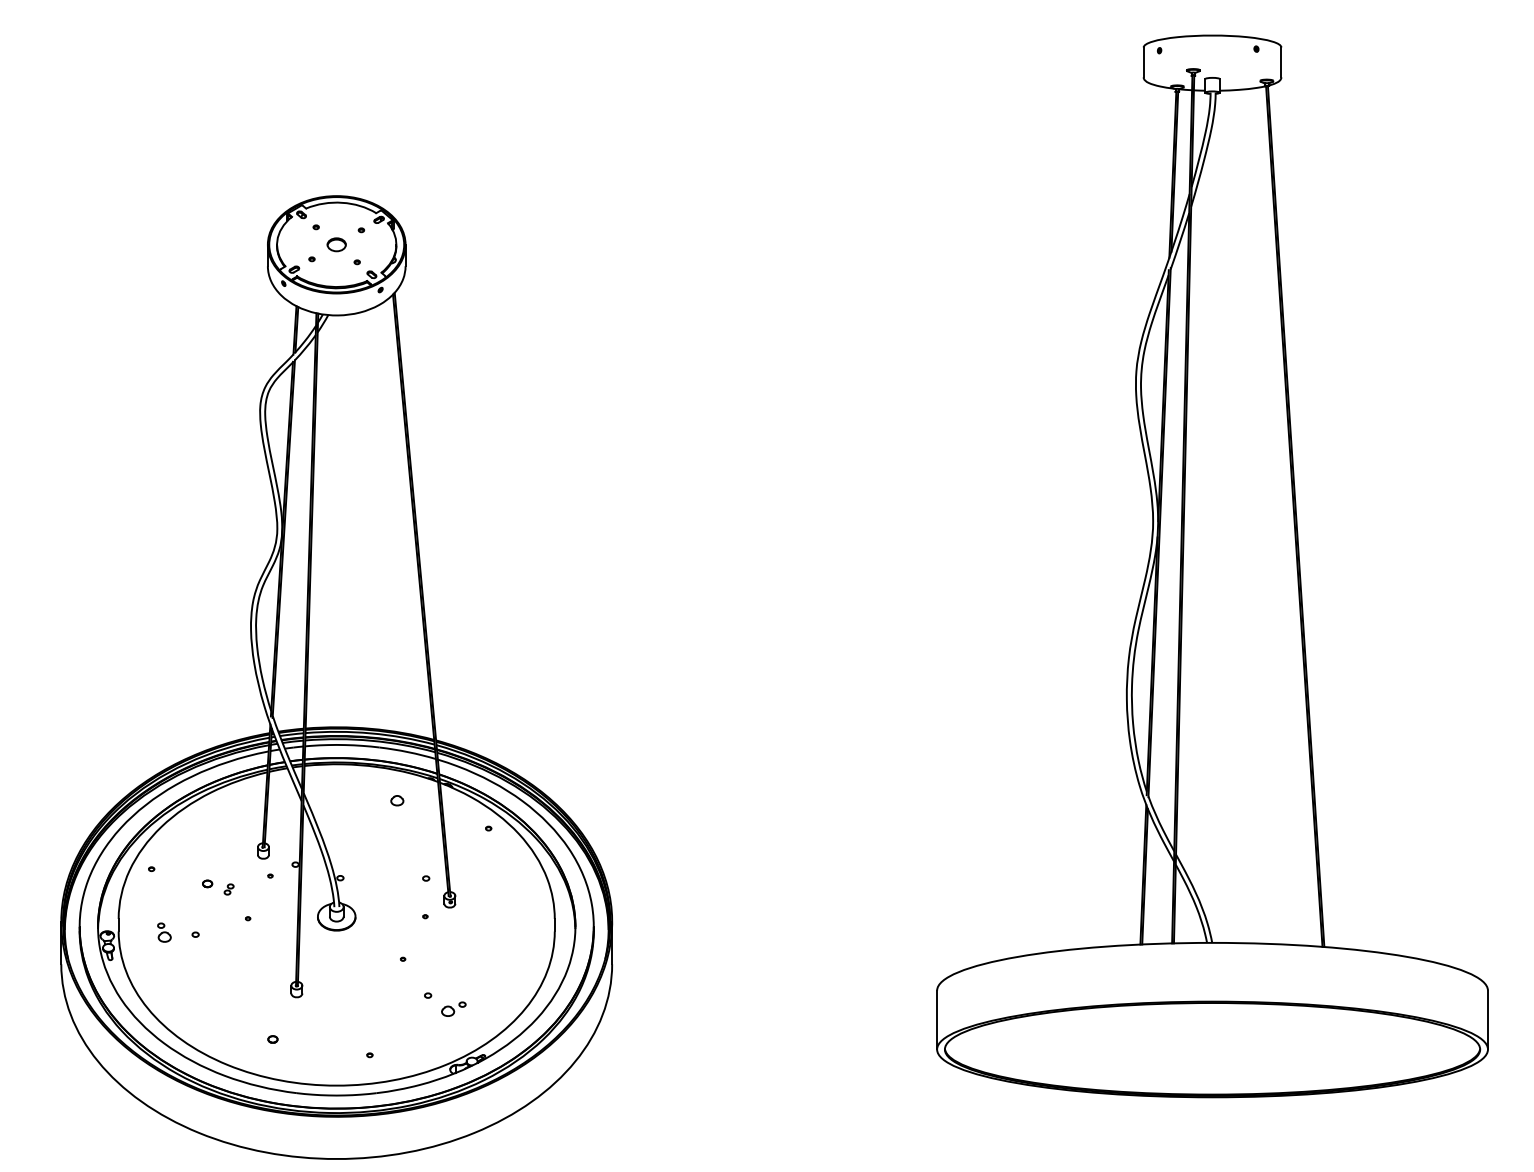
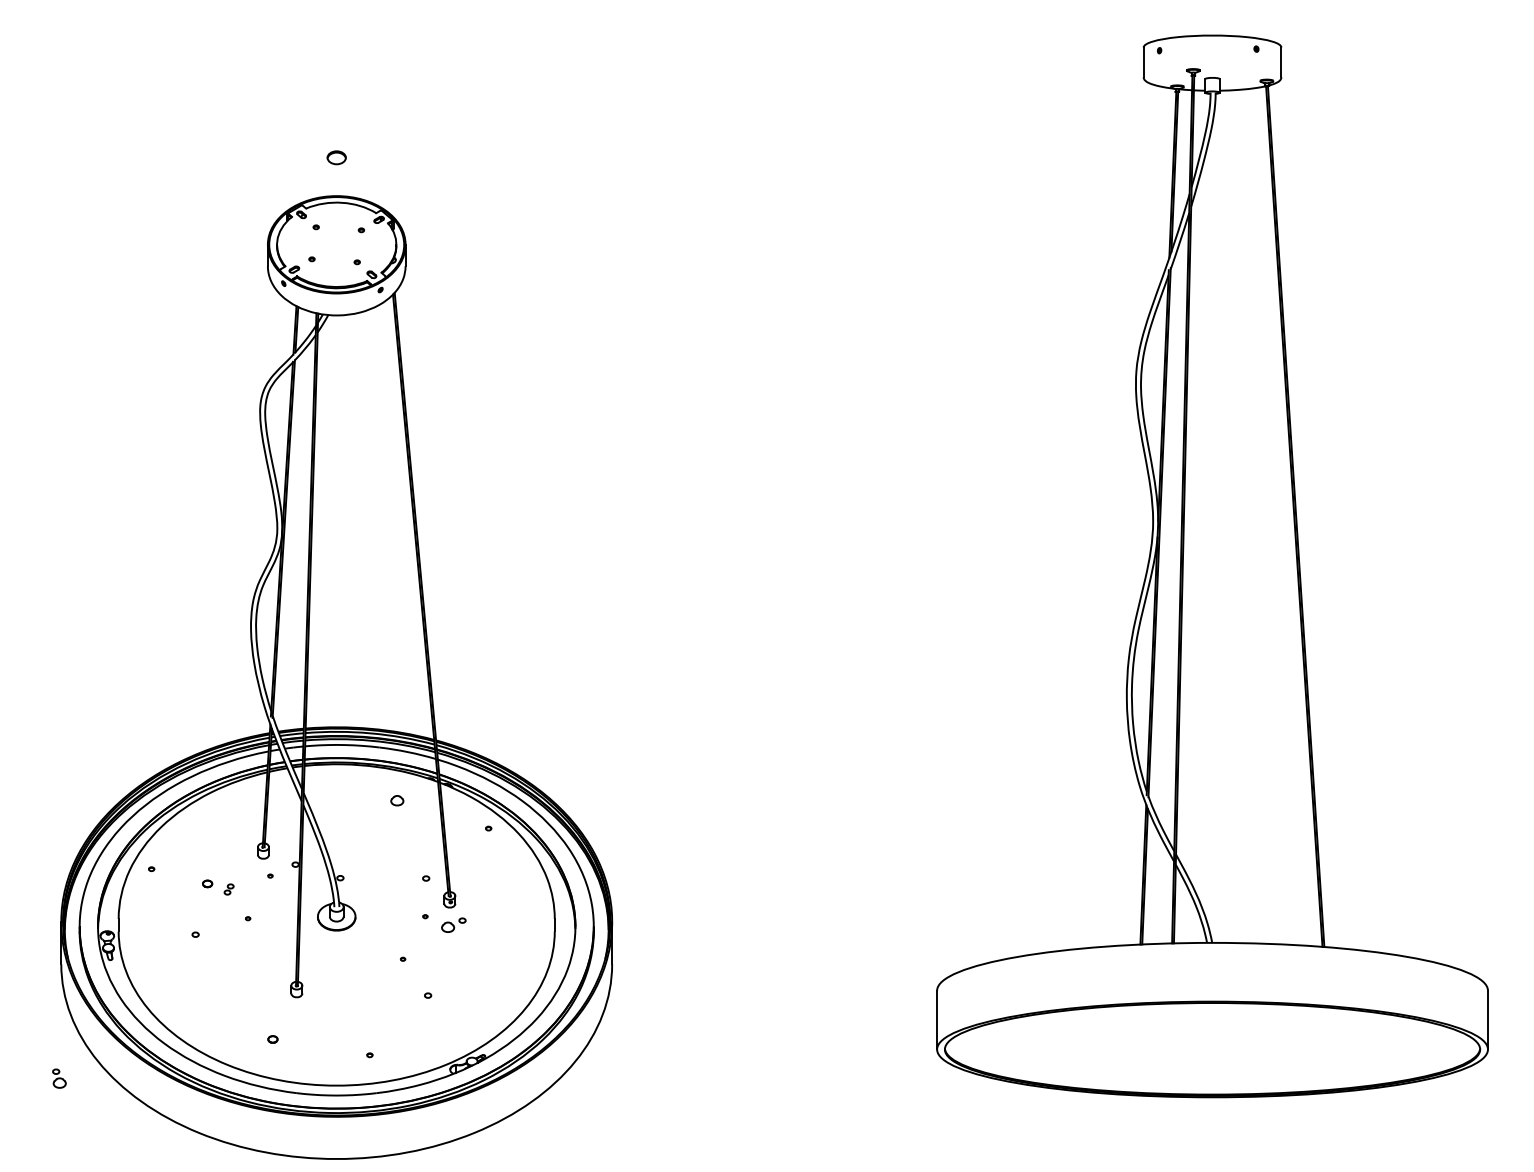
part position: (336, 244) -> (336, 157) (336, 157)
part position: (164, 932) -> (59, 1078) (59, 1078)
part position: (453, 1008) -> (453, 924) (453, 924)
